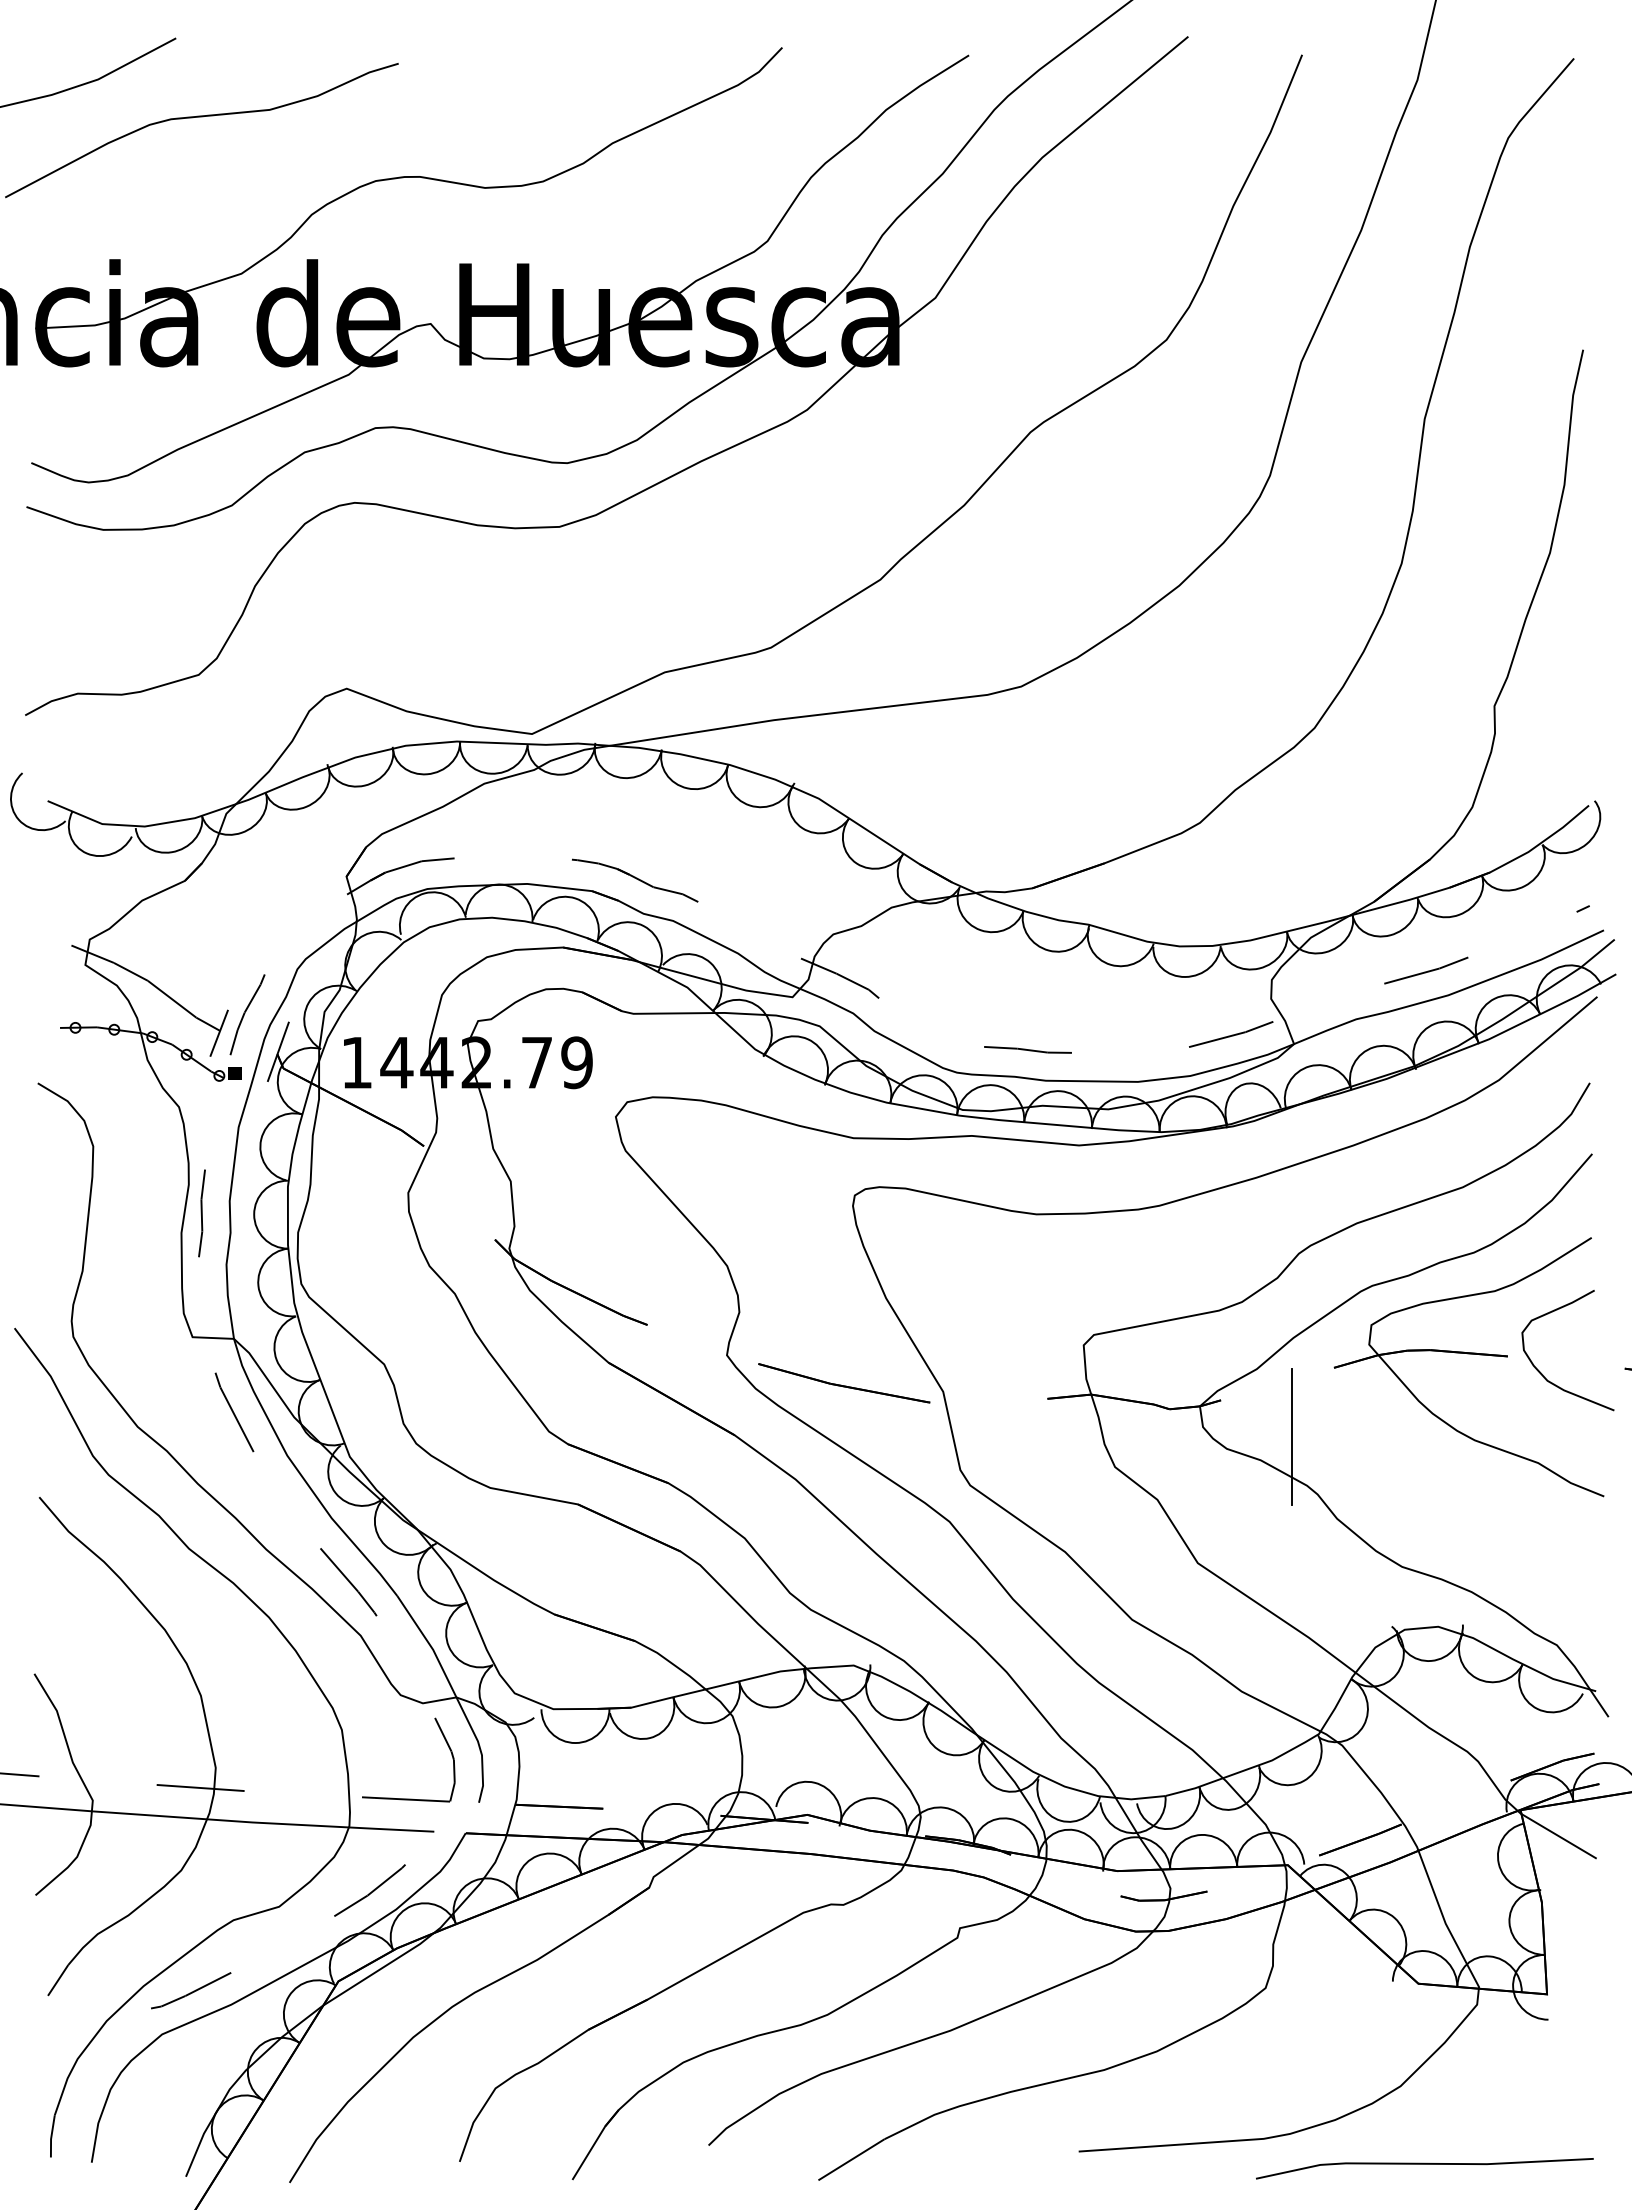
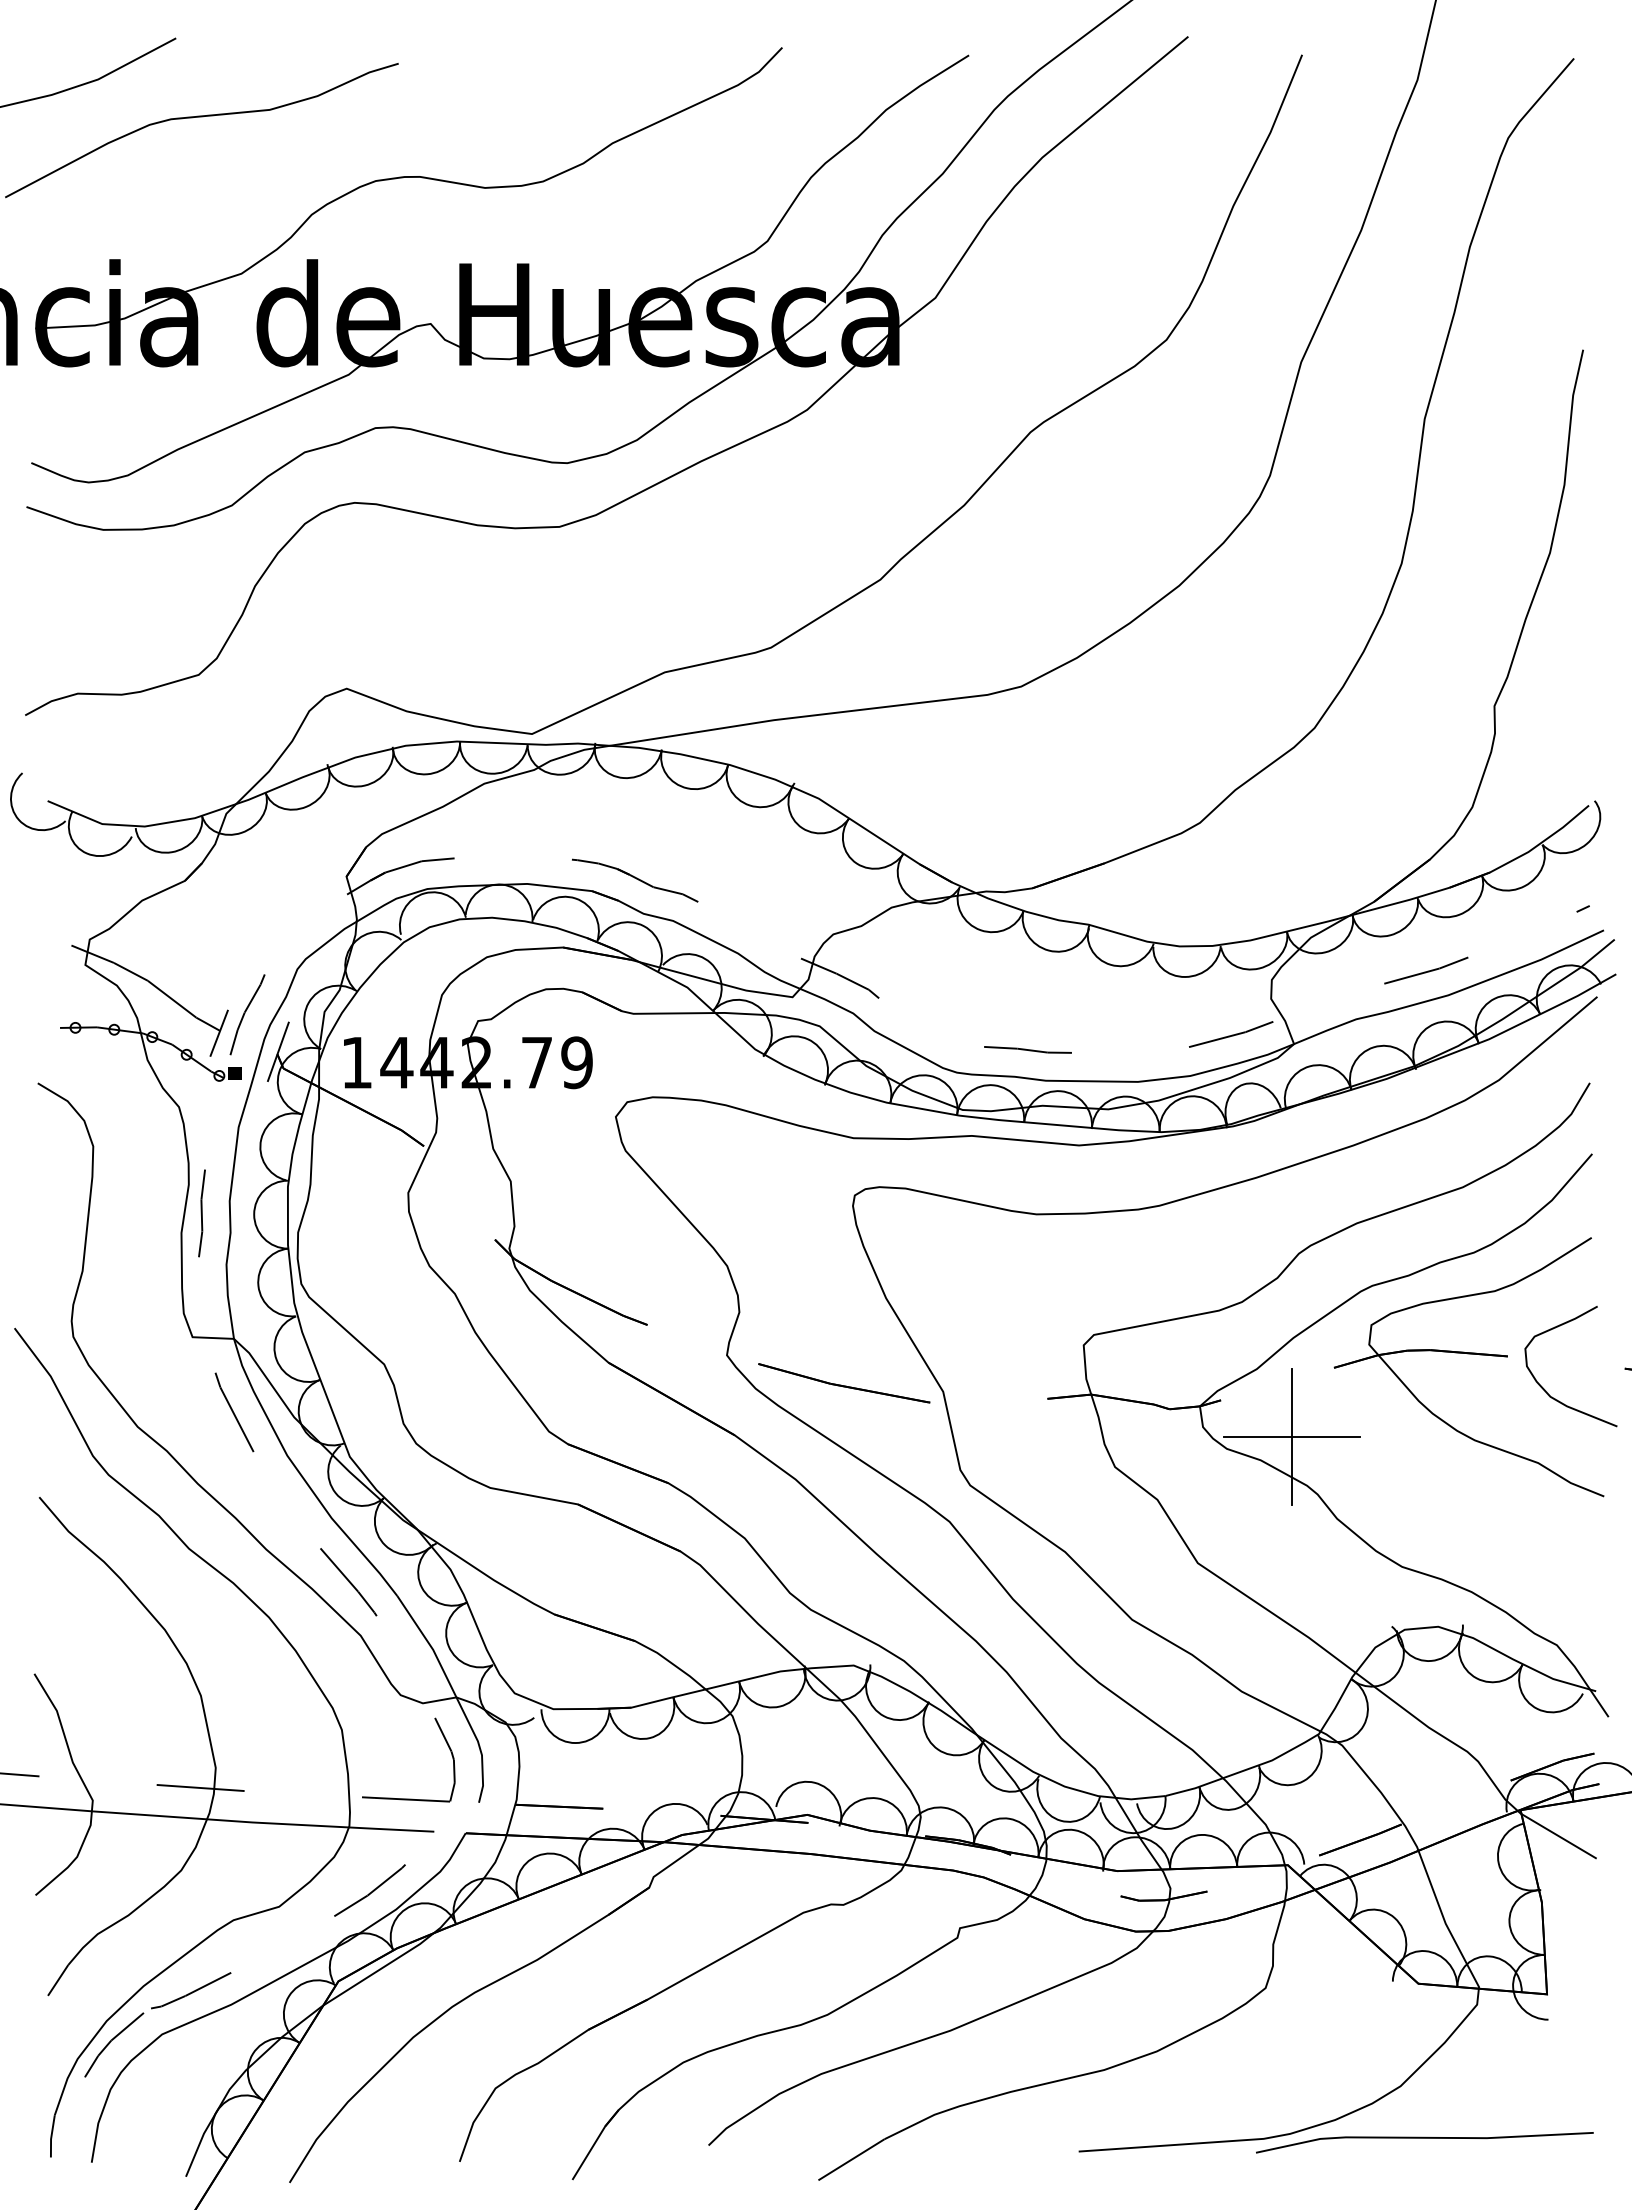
curve position: (1543, 1374) -> (1546, 1390) (1546, 1390)
line: none -> present (1292, 1436)
curve: none -> present (110, 2043)
line position: (1424, 2164) -> (1424, 2138) (1424, 2138)
